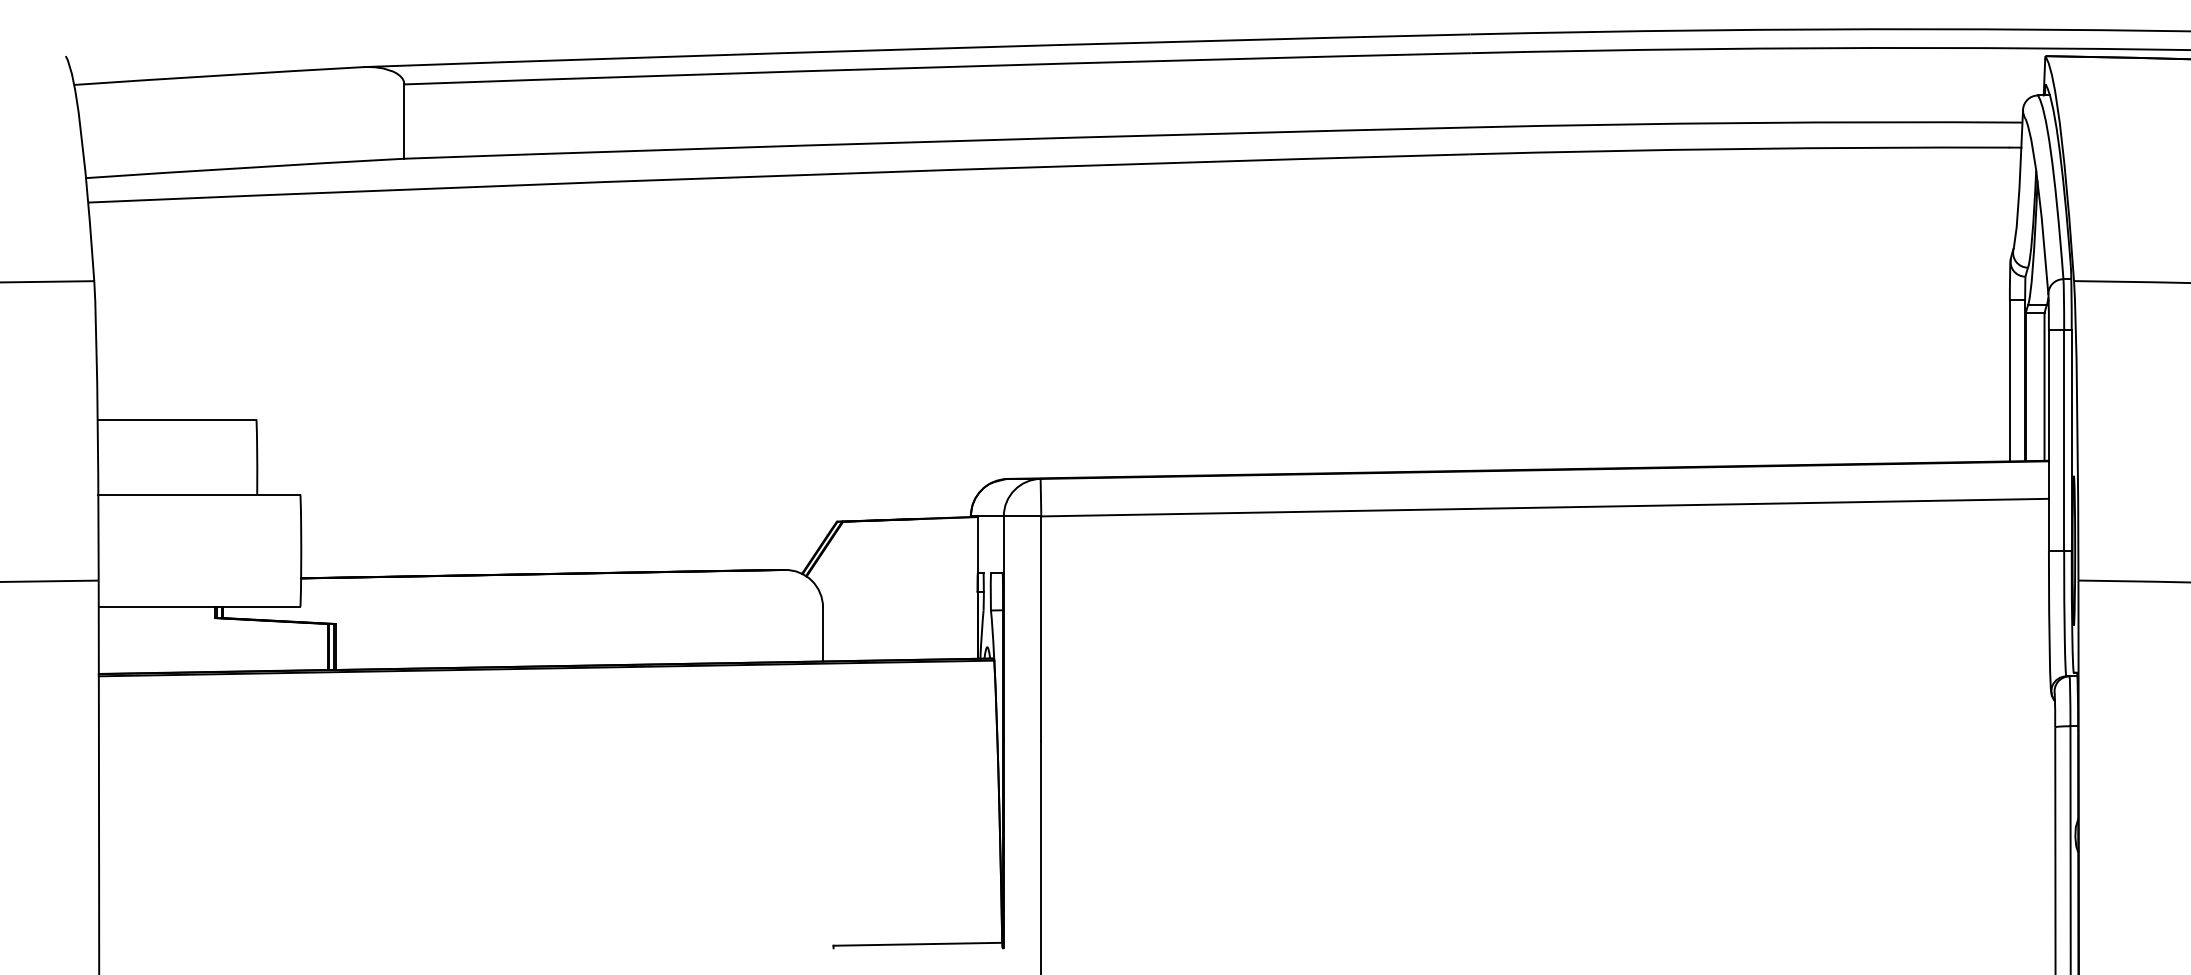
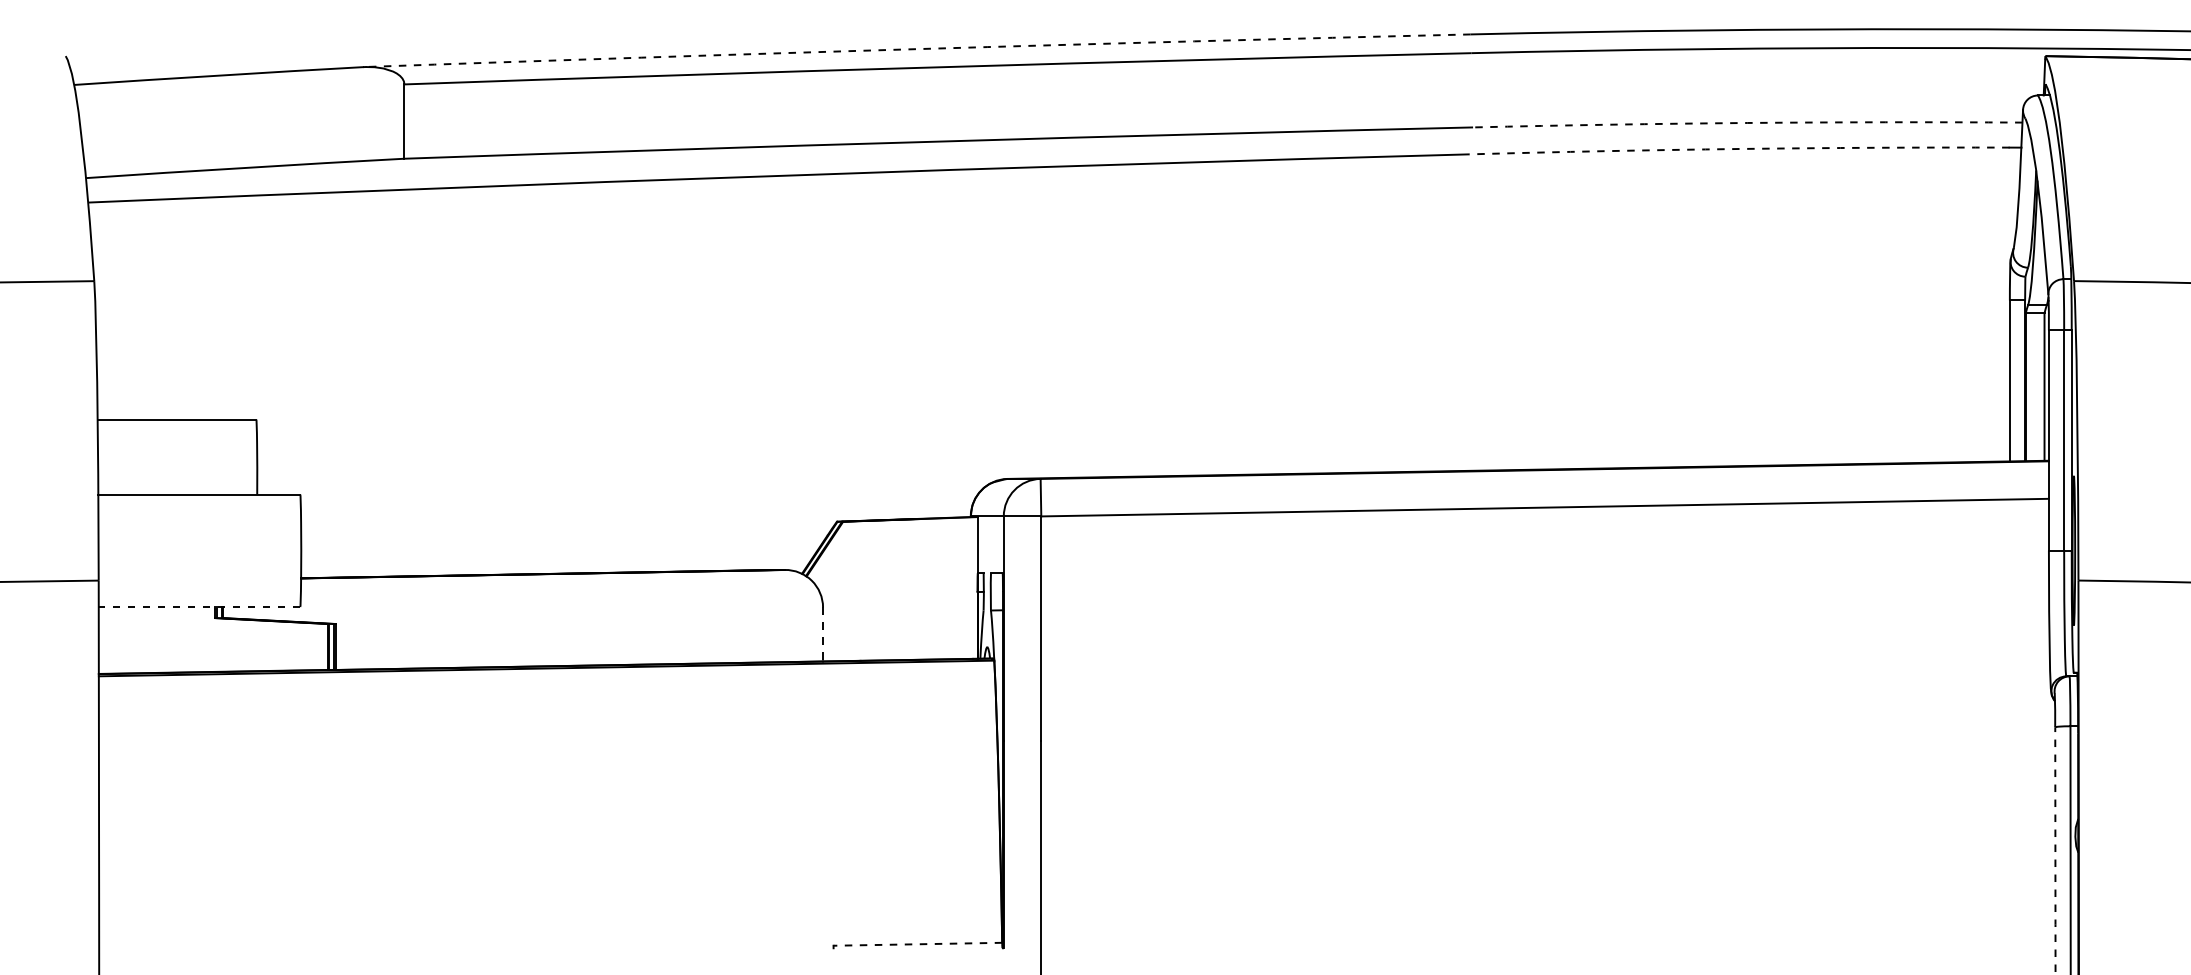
arc: solid -> dashed (918, 49)
arc: solid -> dashed (1747, 122)
arc: solid -> dashed (1739, 149)
line: solid -> dashed (199, 607)
line: solid -> dashed (823, 634)
arc: solid -> dashed (2055, 850)
line: solid -> dashed (917, 944)
